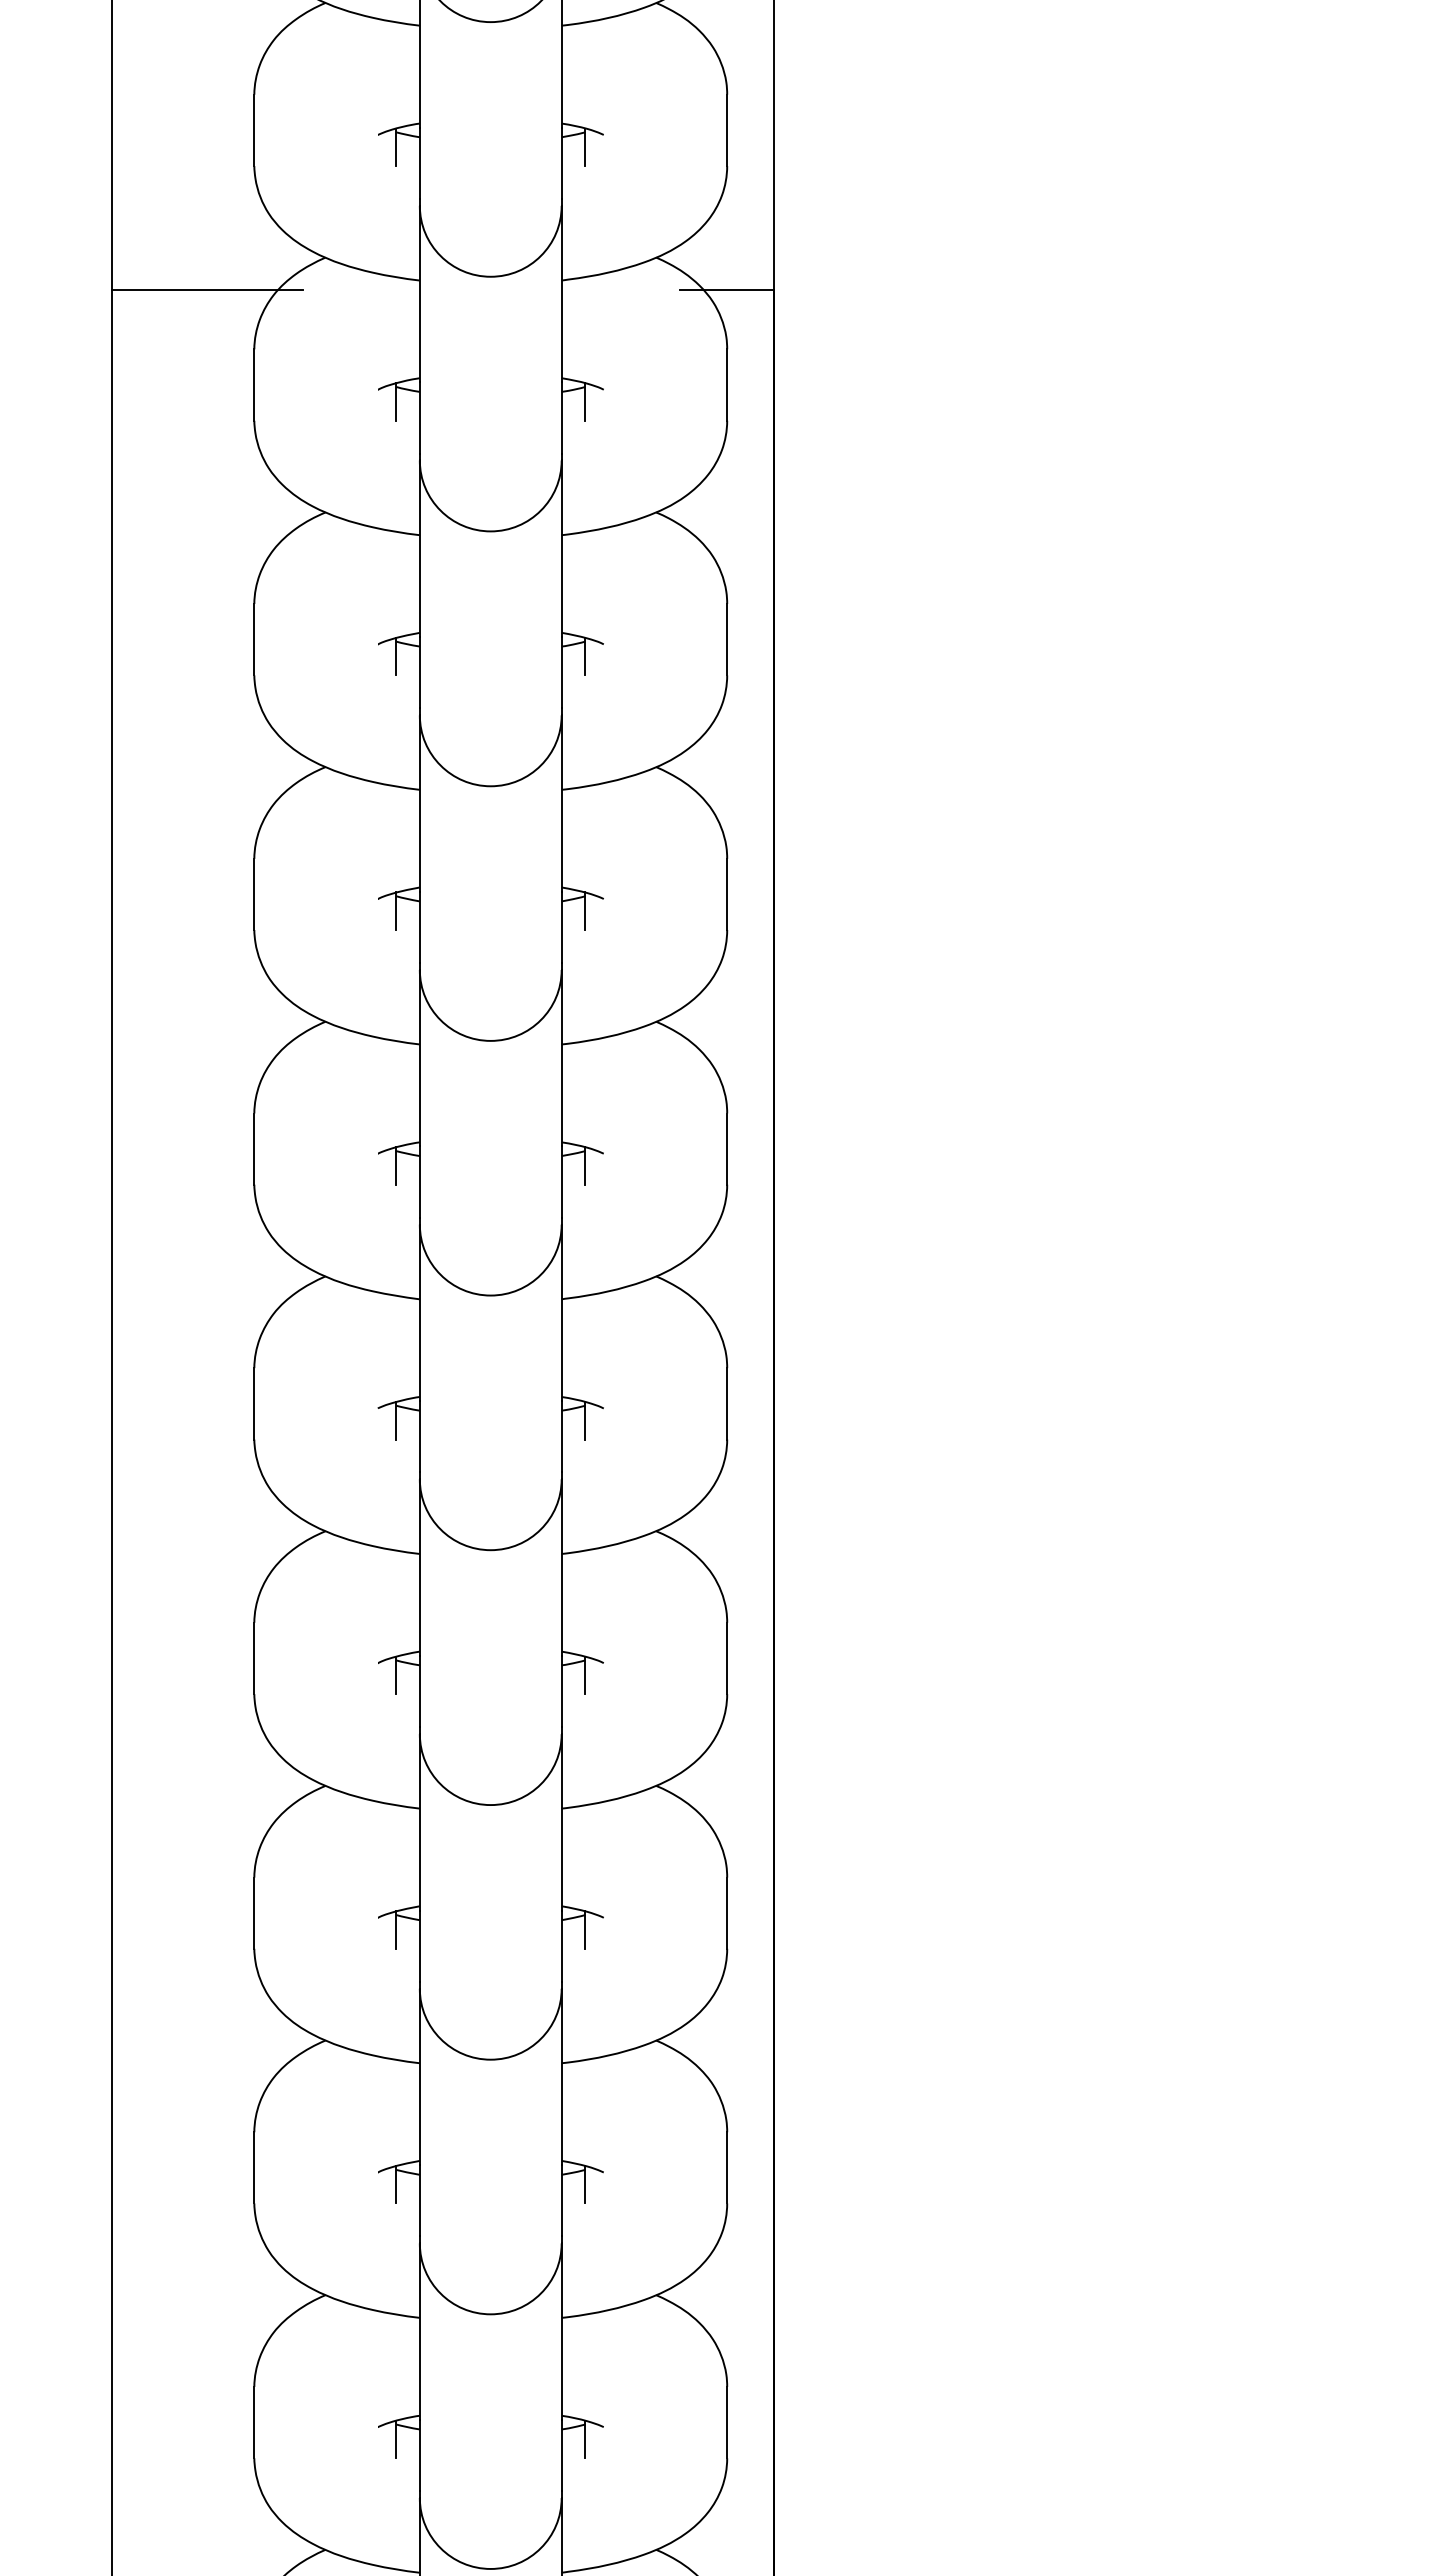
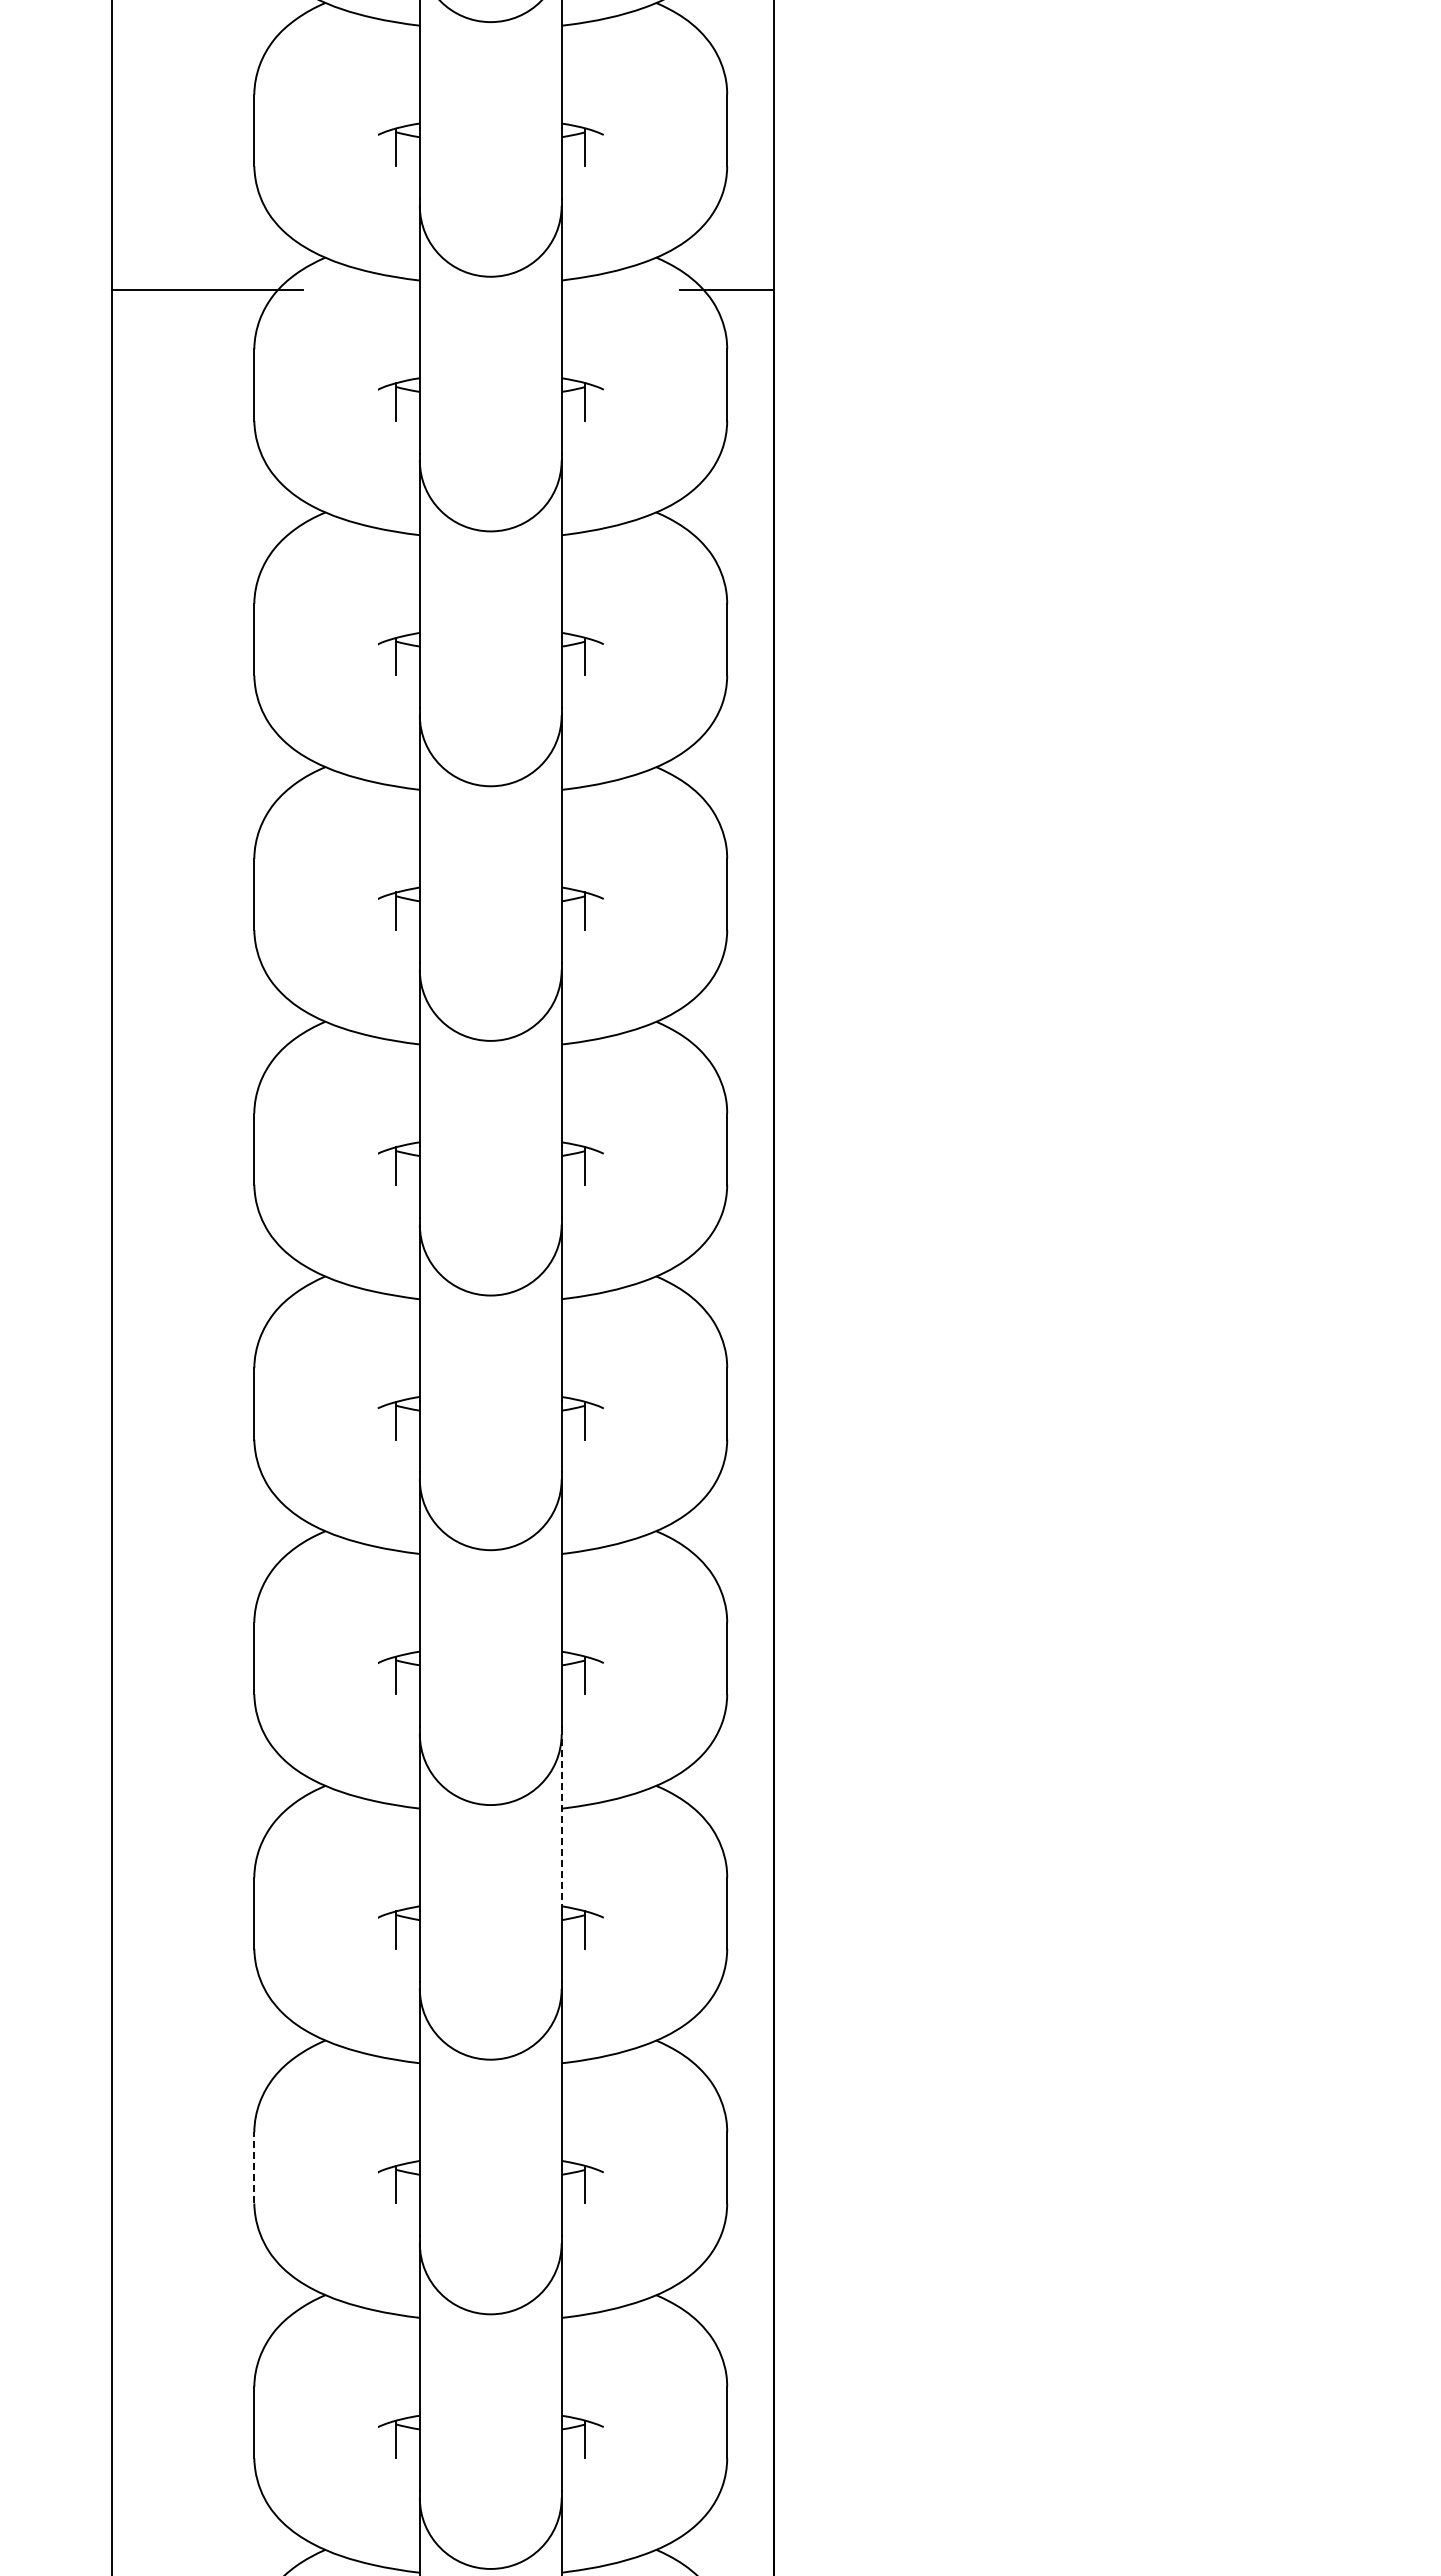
line: solid -> dashed (561, 1821)
line: solid -> dashed (254, 2167)
